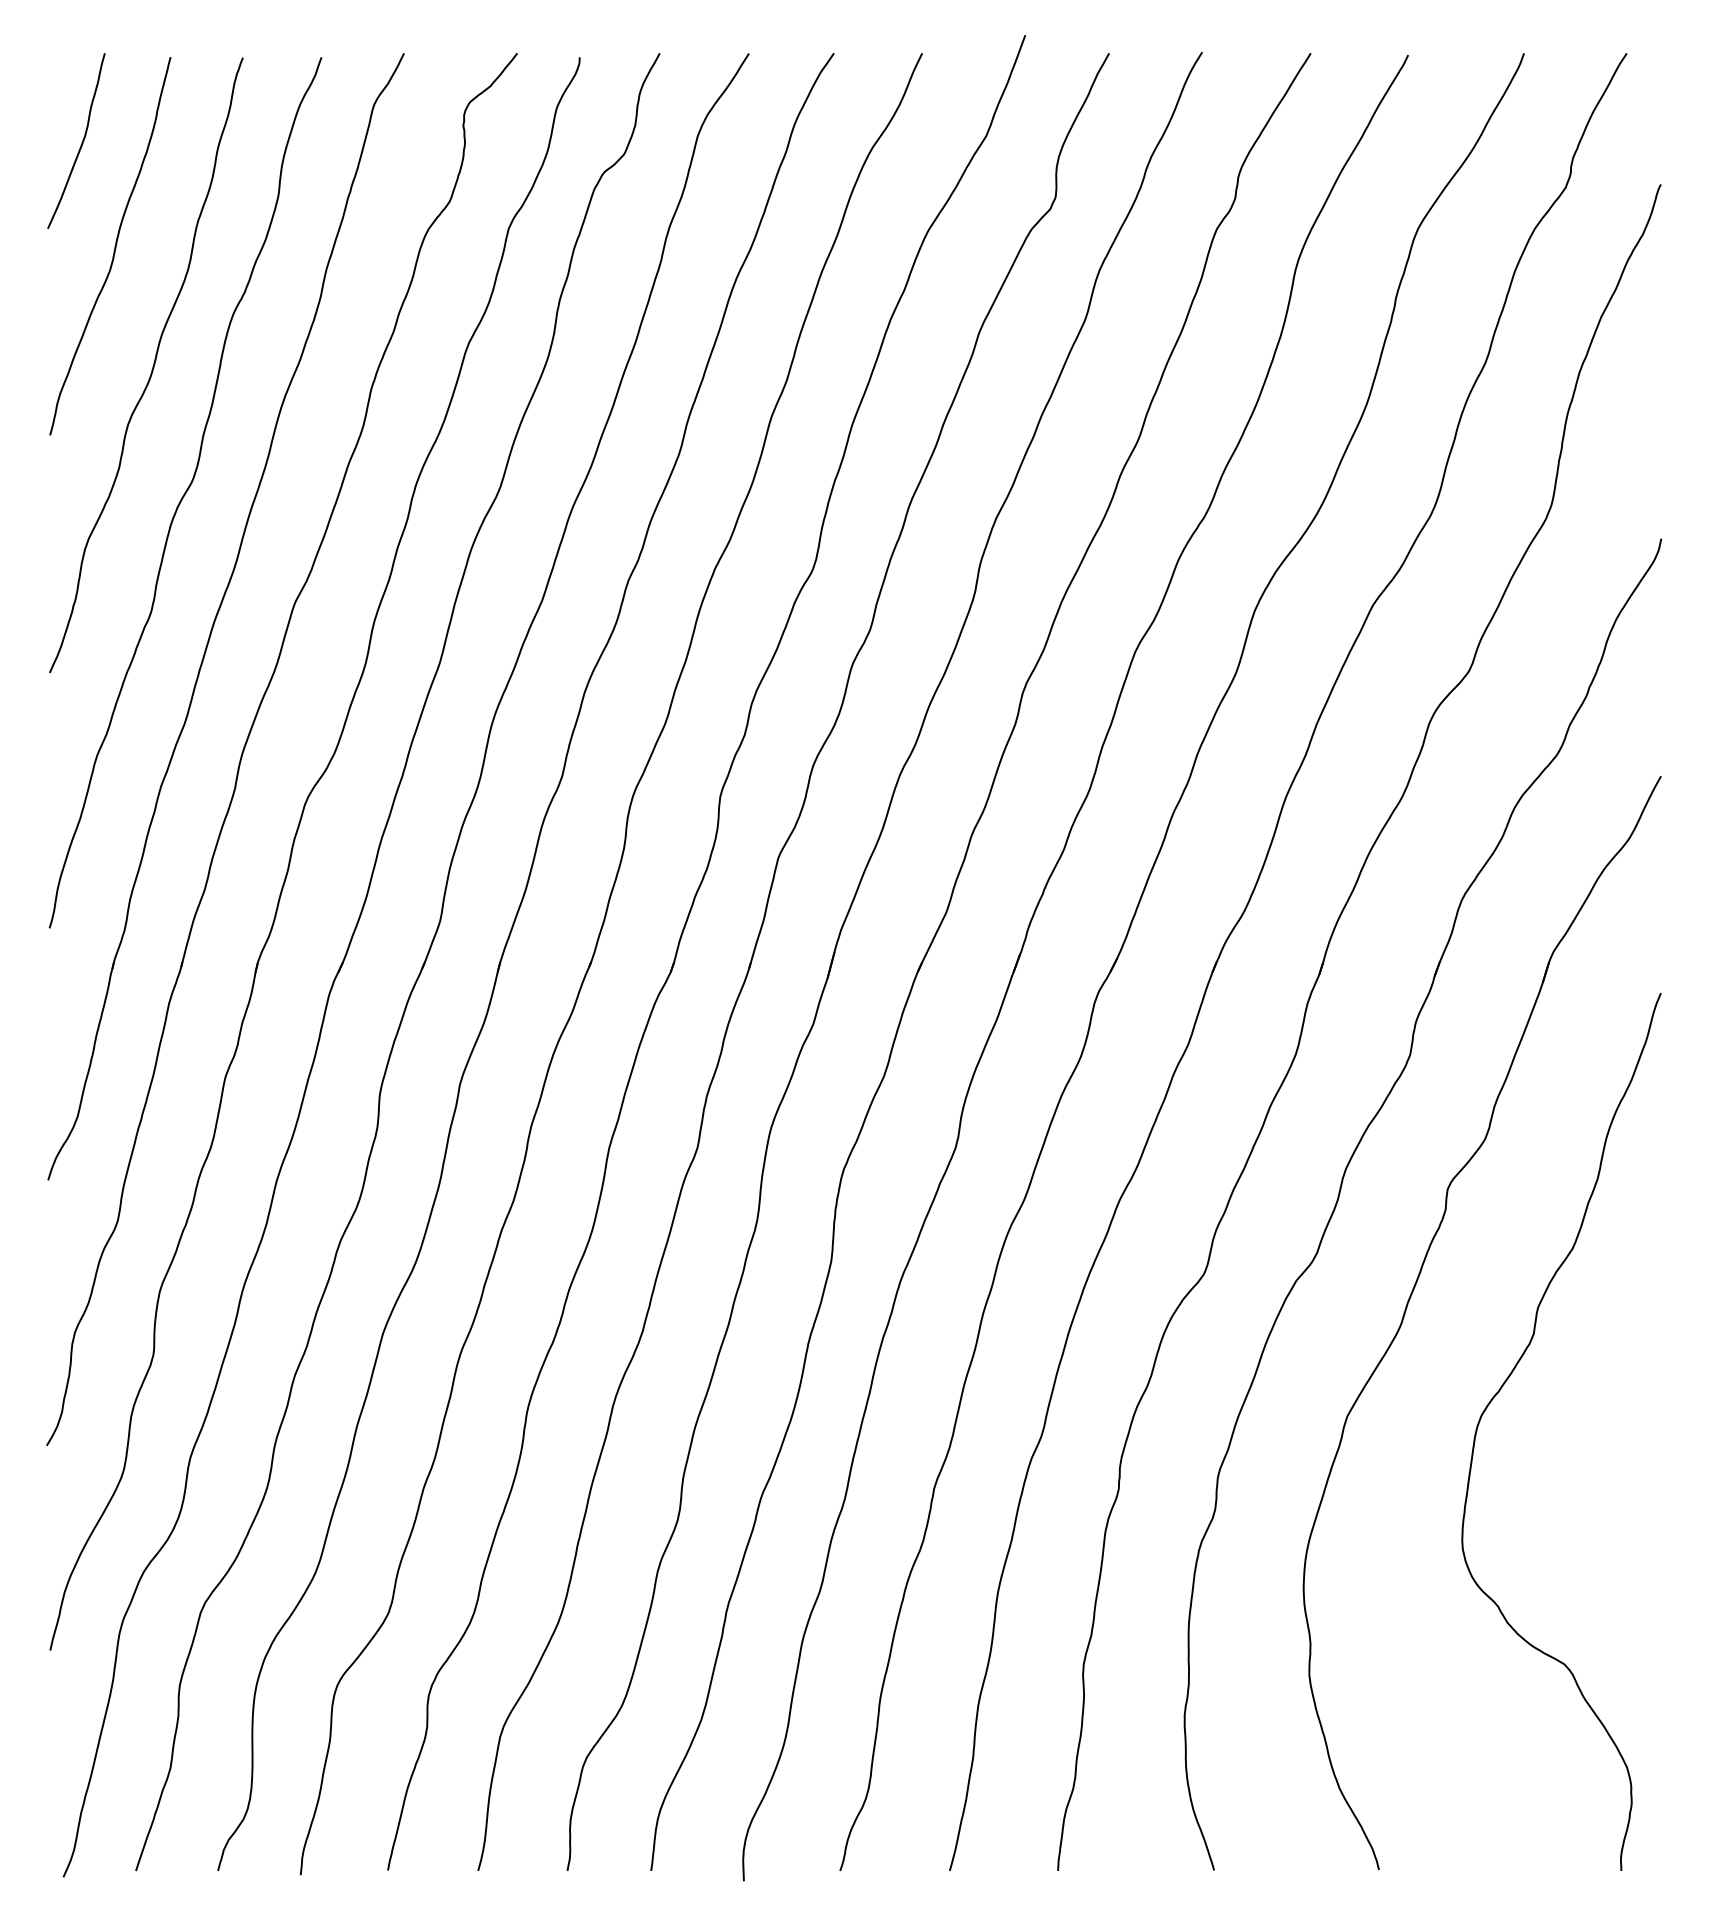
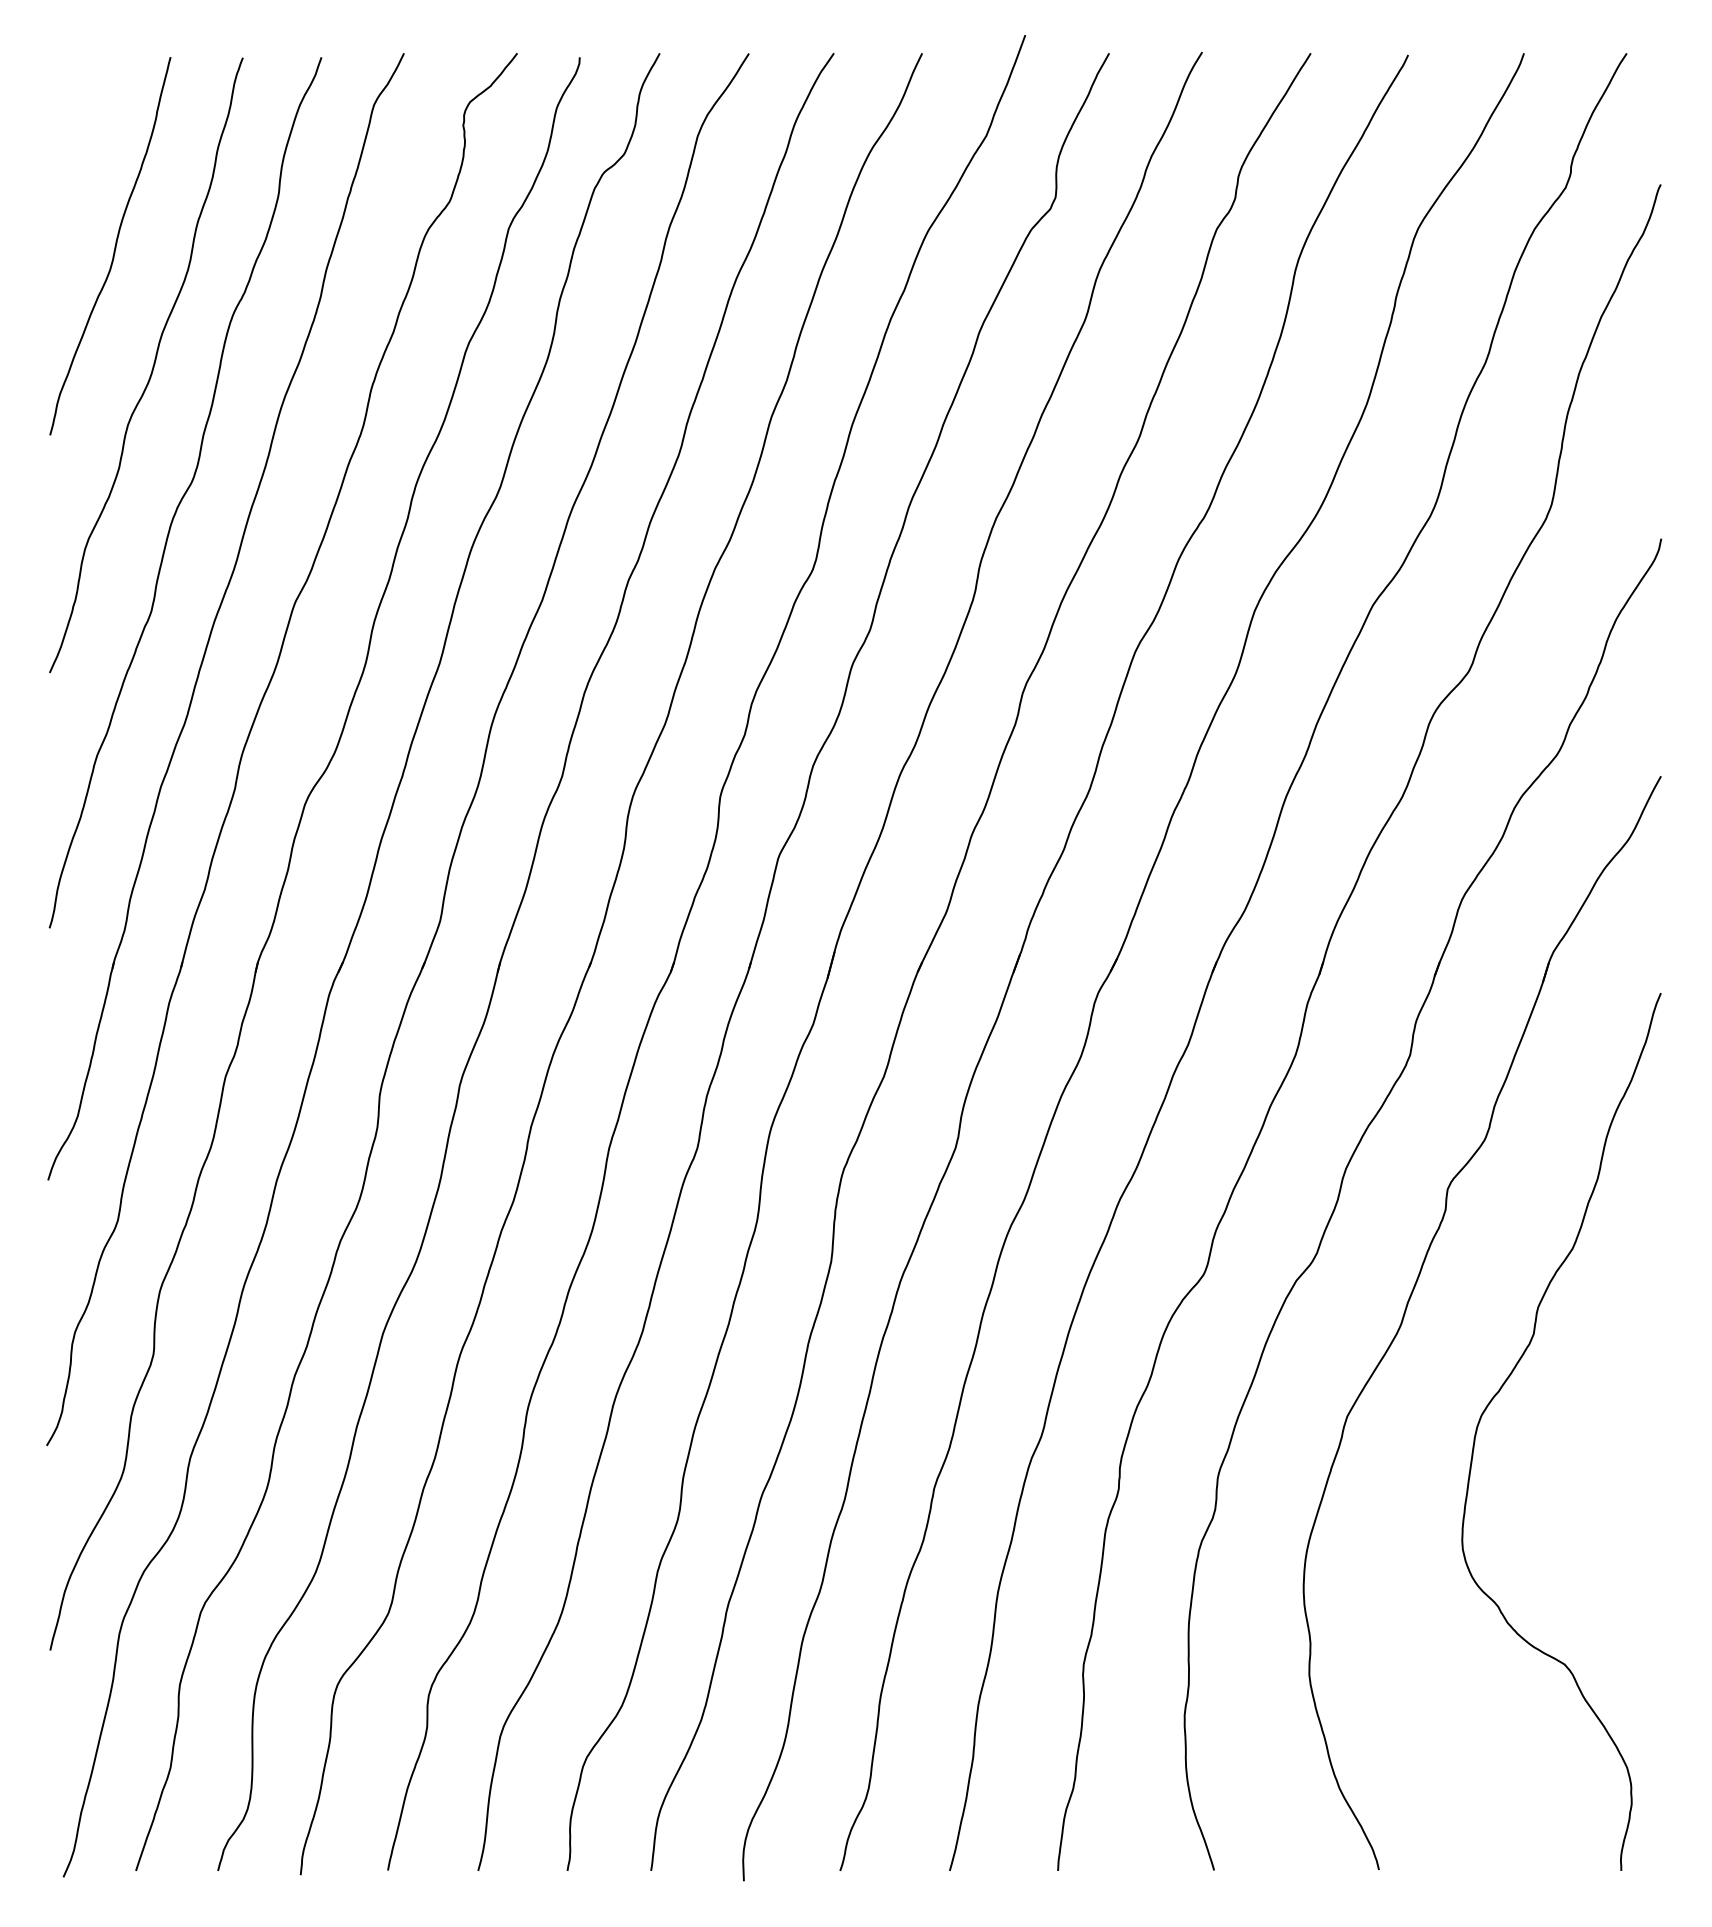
curve: present -> none (81, 142)
